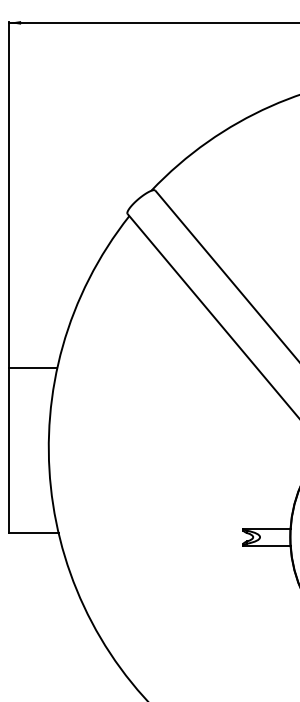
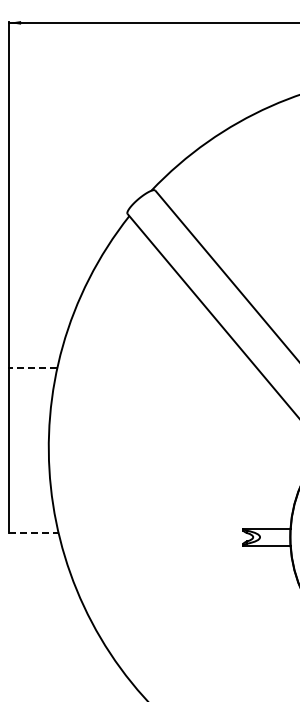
line: solid -> dashed (32, 367)
line: solid -> dashed (33, 533)
